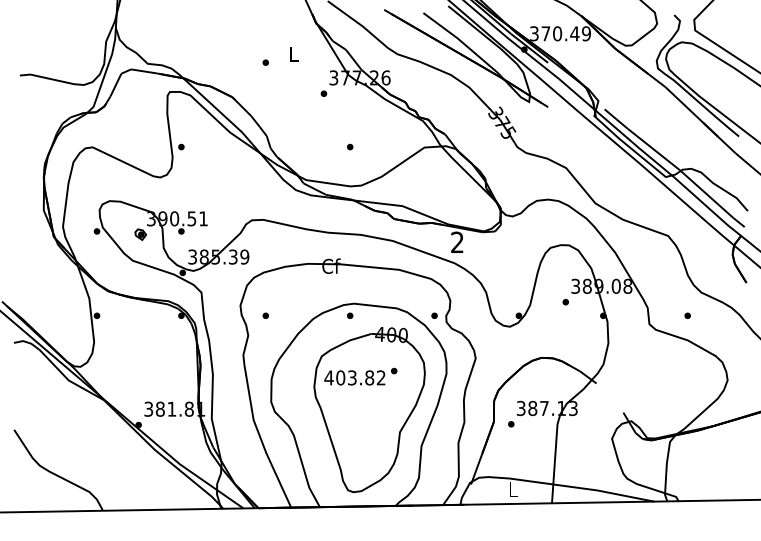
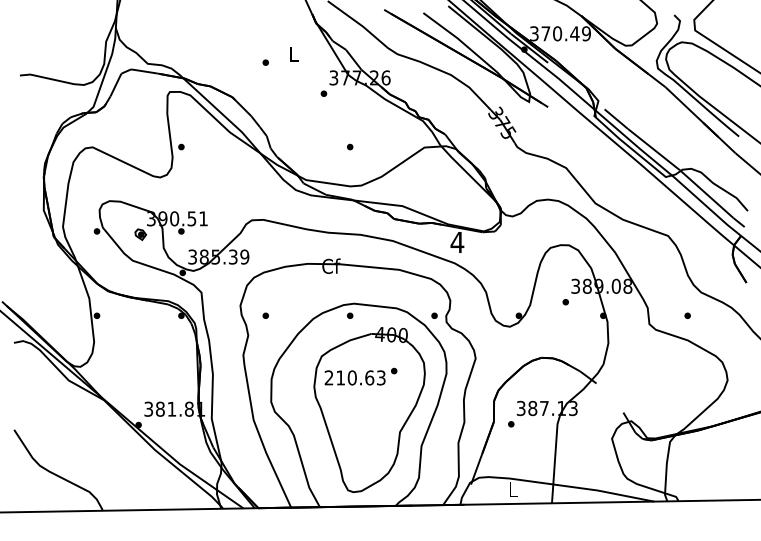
text: 2 -> 4 (457, 241)
text: 403.82 -> 210.63 (354, 377)
